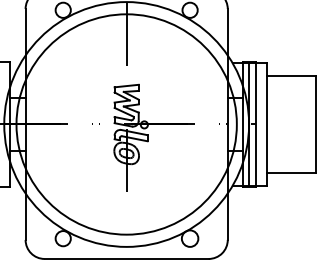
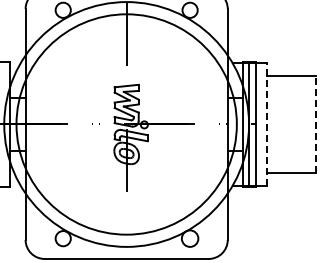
line: solid -> dashed (267, 124)
line: solid -> dashed (315, 124)
